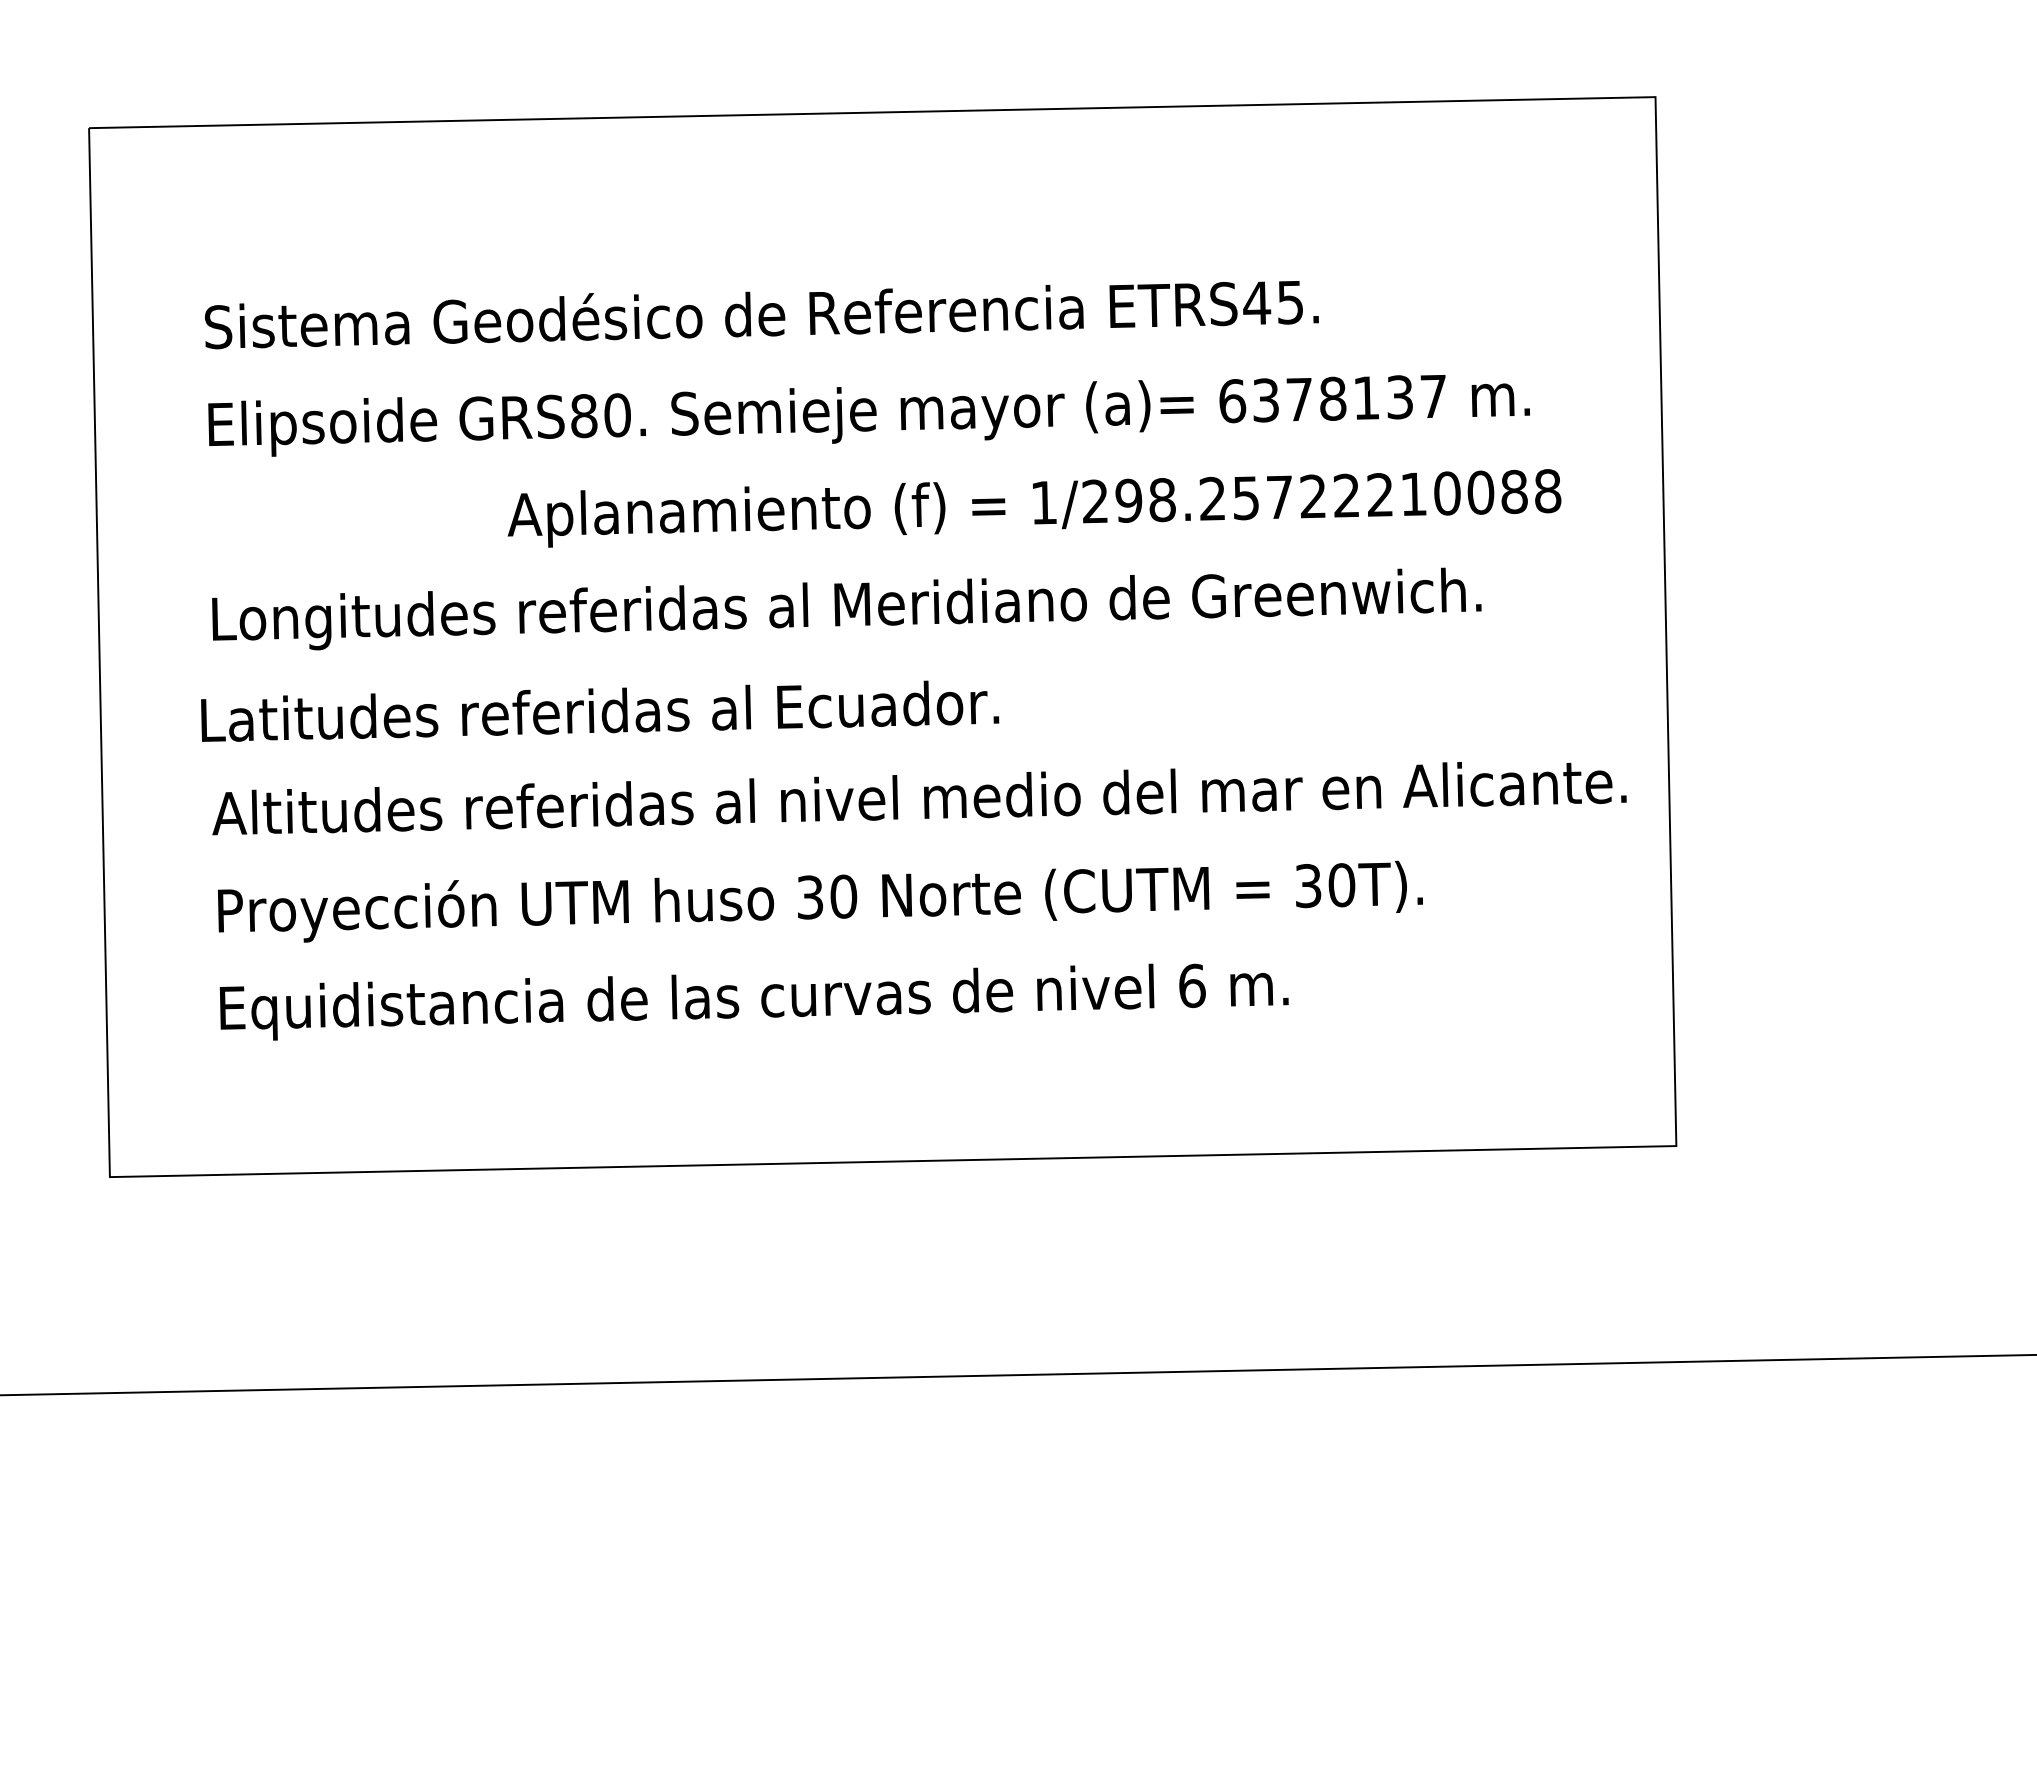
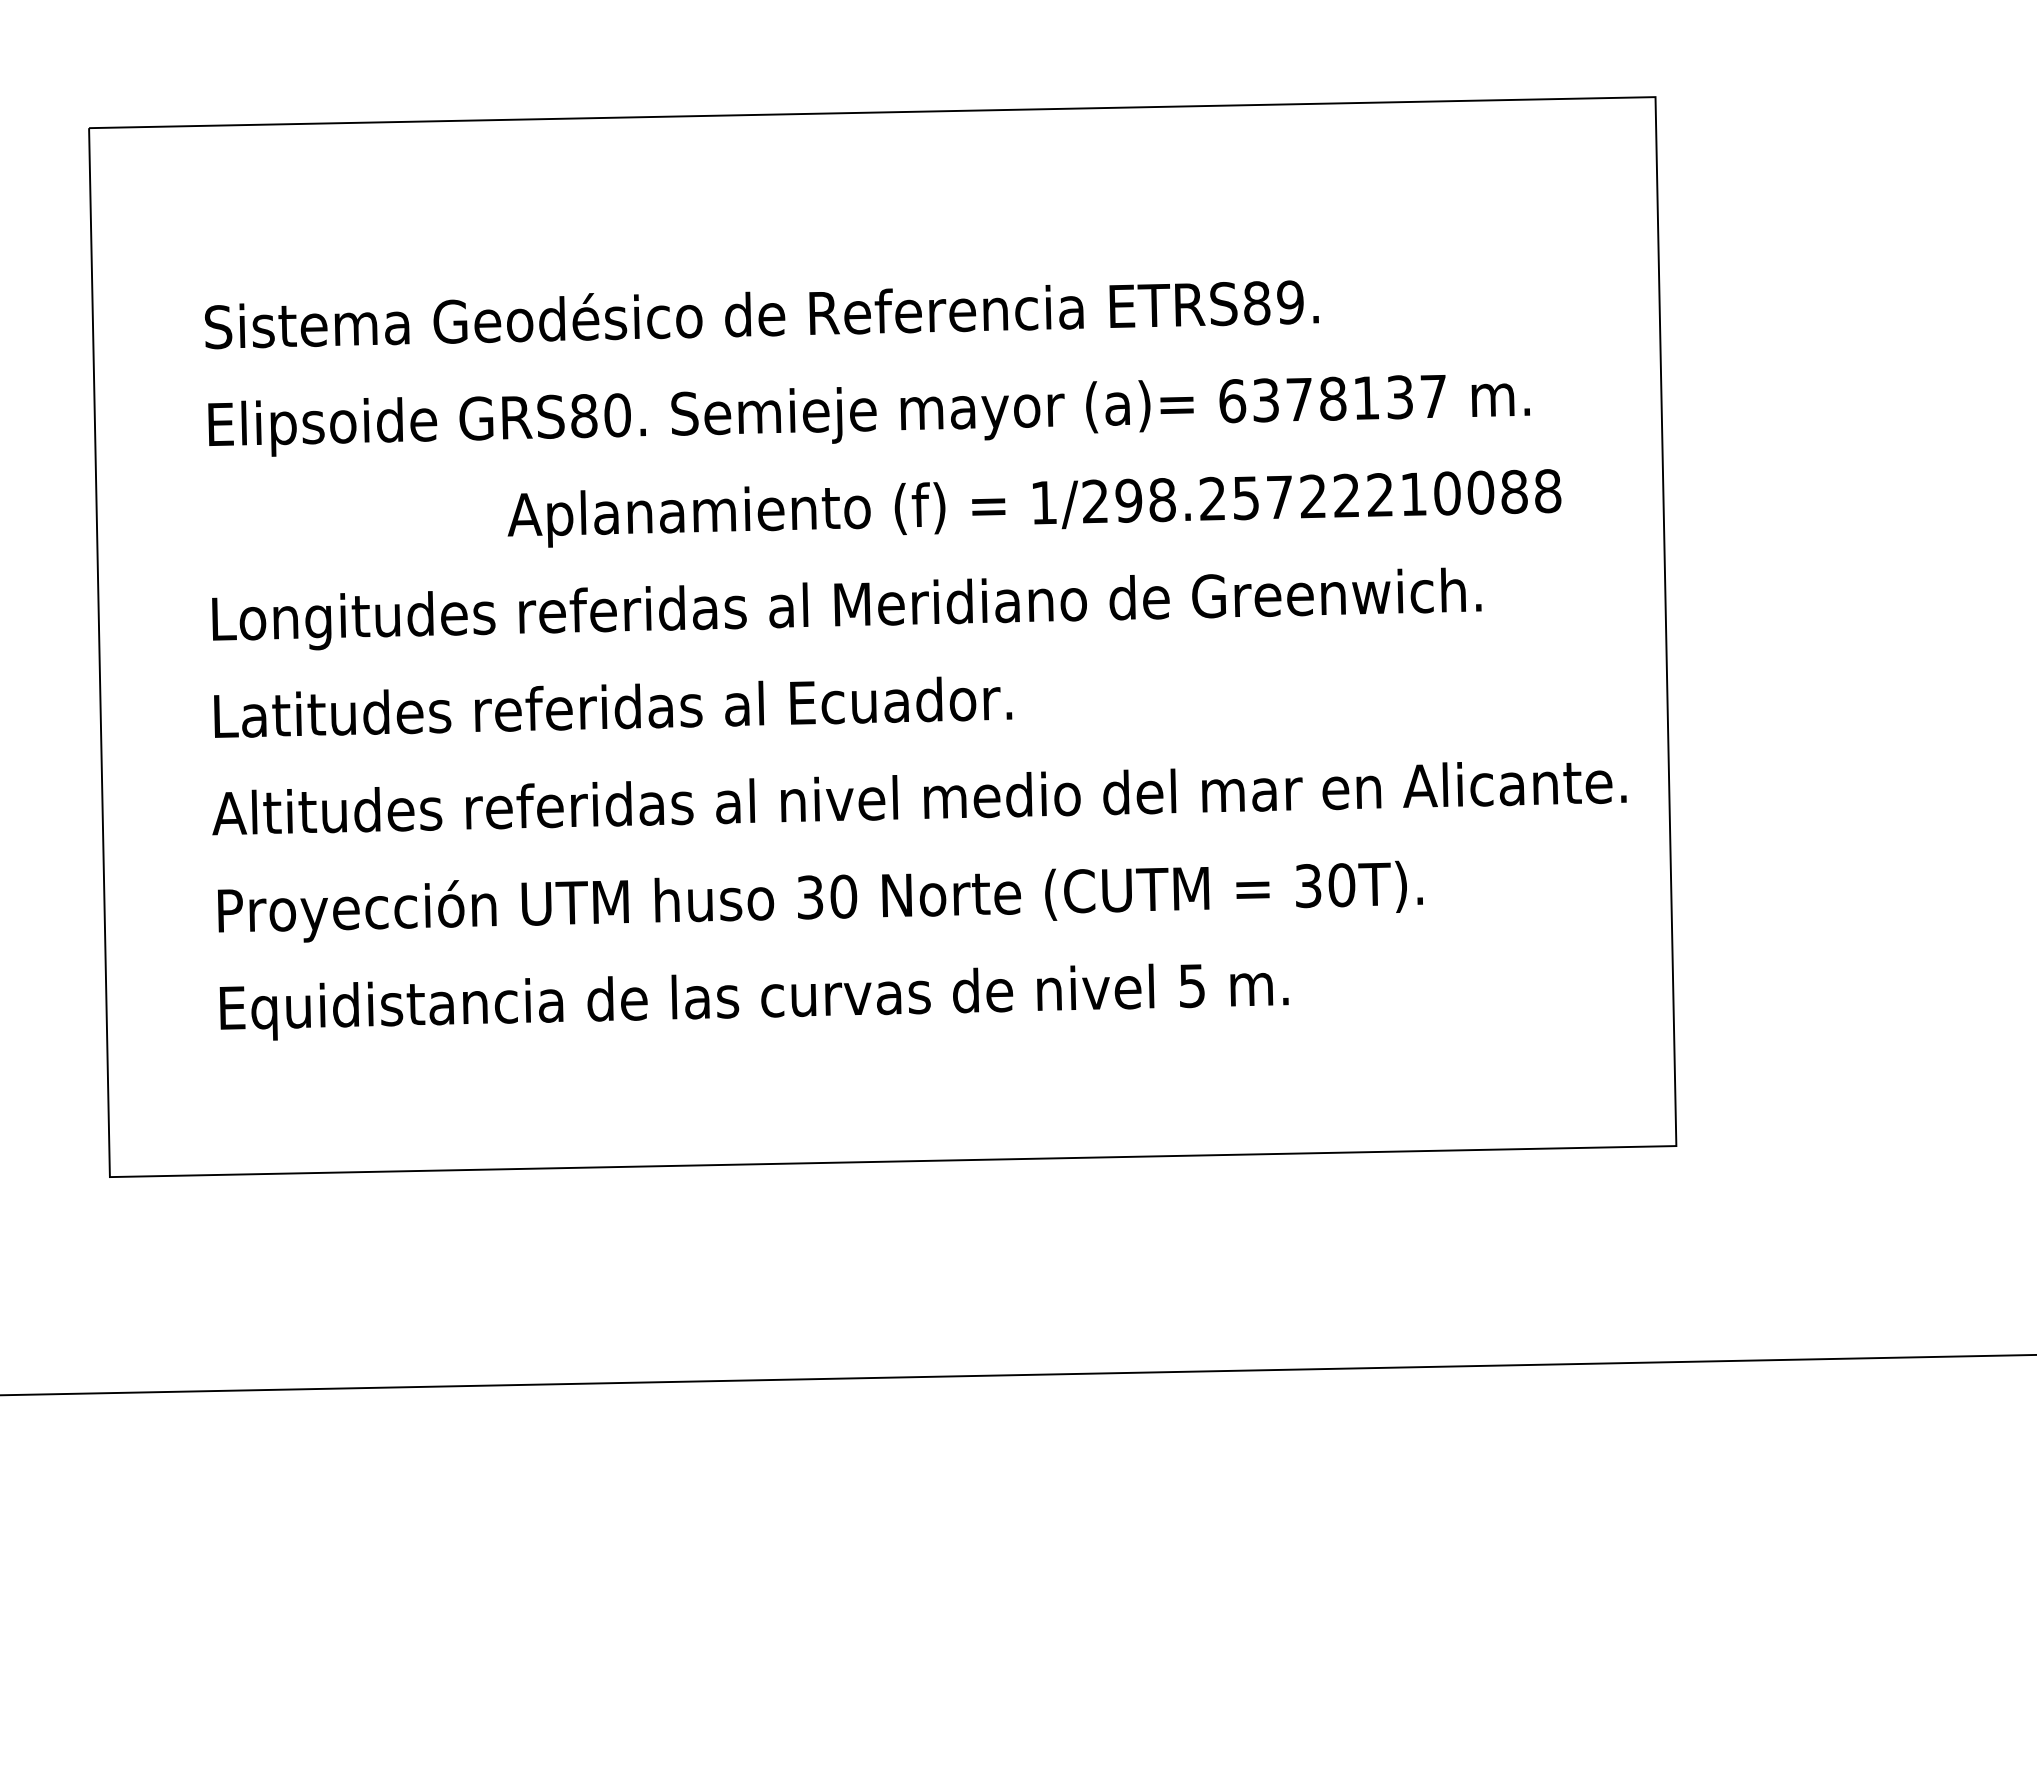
text: ETRS45. -> ETRS89. (1273, 302)
text position: (600, 710) -> (613, 706) (613, 706)
text: 6 -> 5 (1192, 985)
